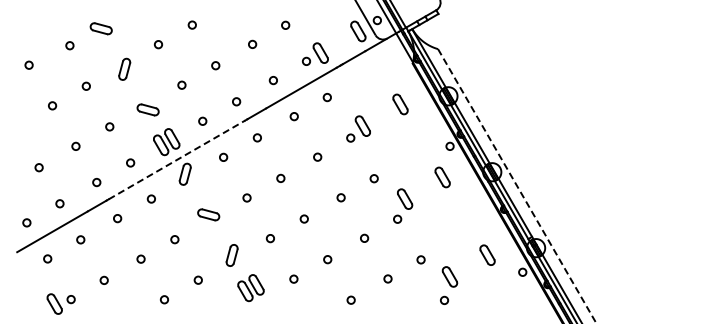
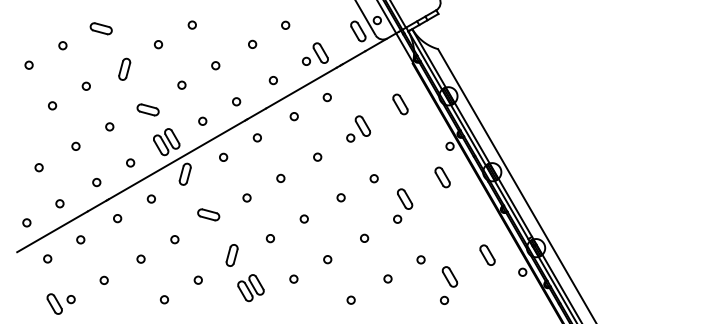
circle position: (69, 45) -> (62, 45) (62, 45)
line: dashed -> solid (176, 159)
line: dashed -> solid (517, 186)
